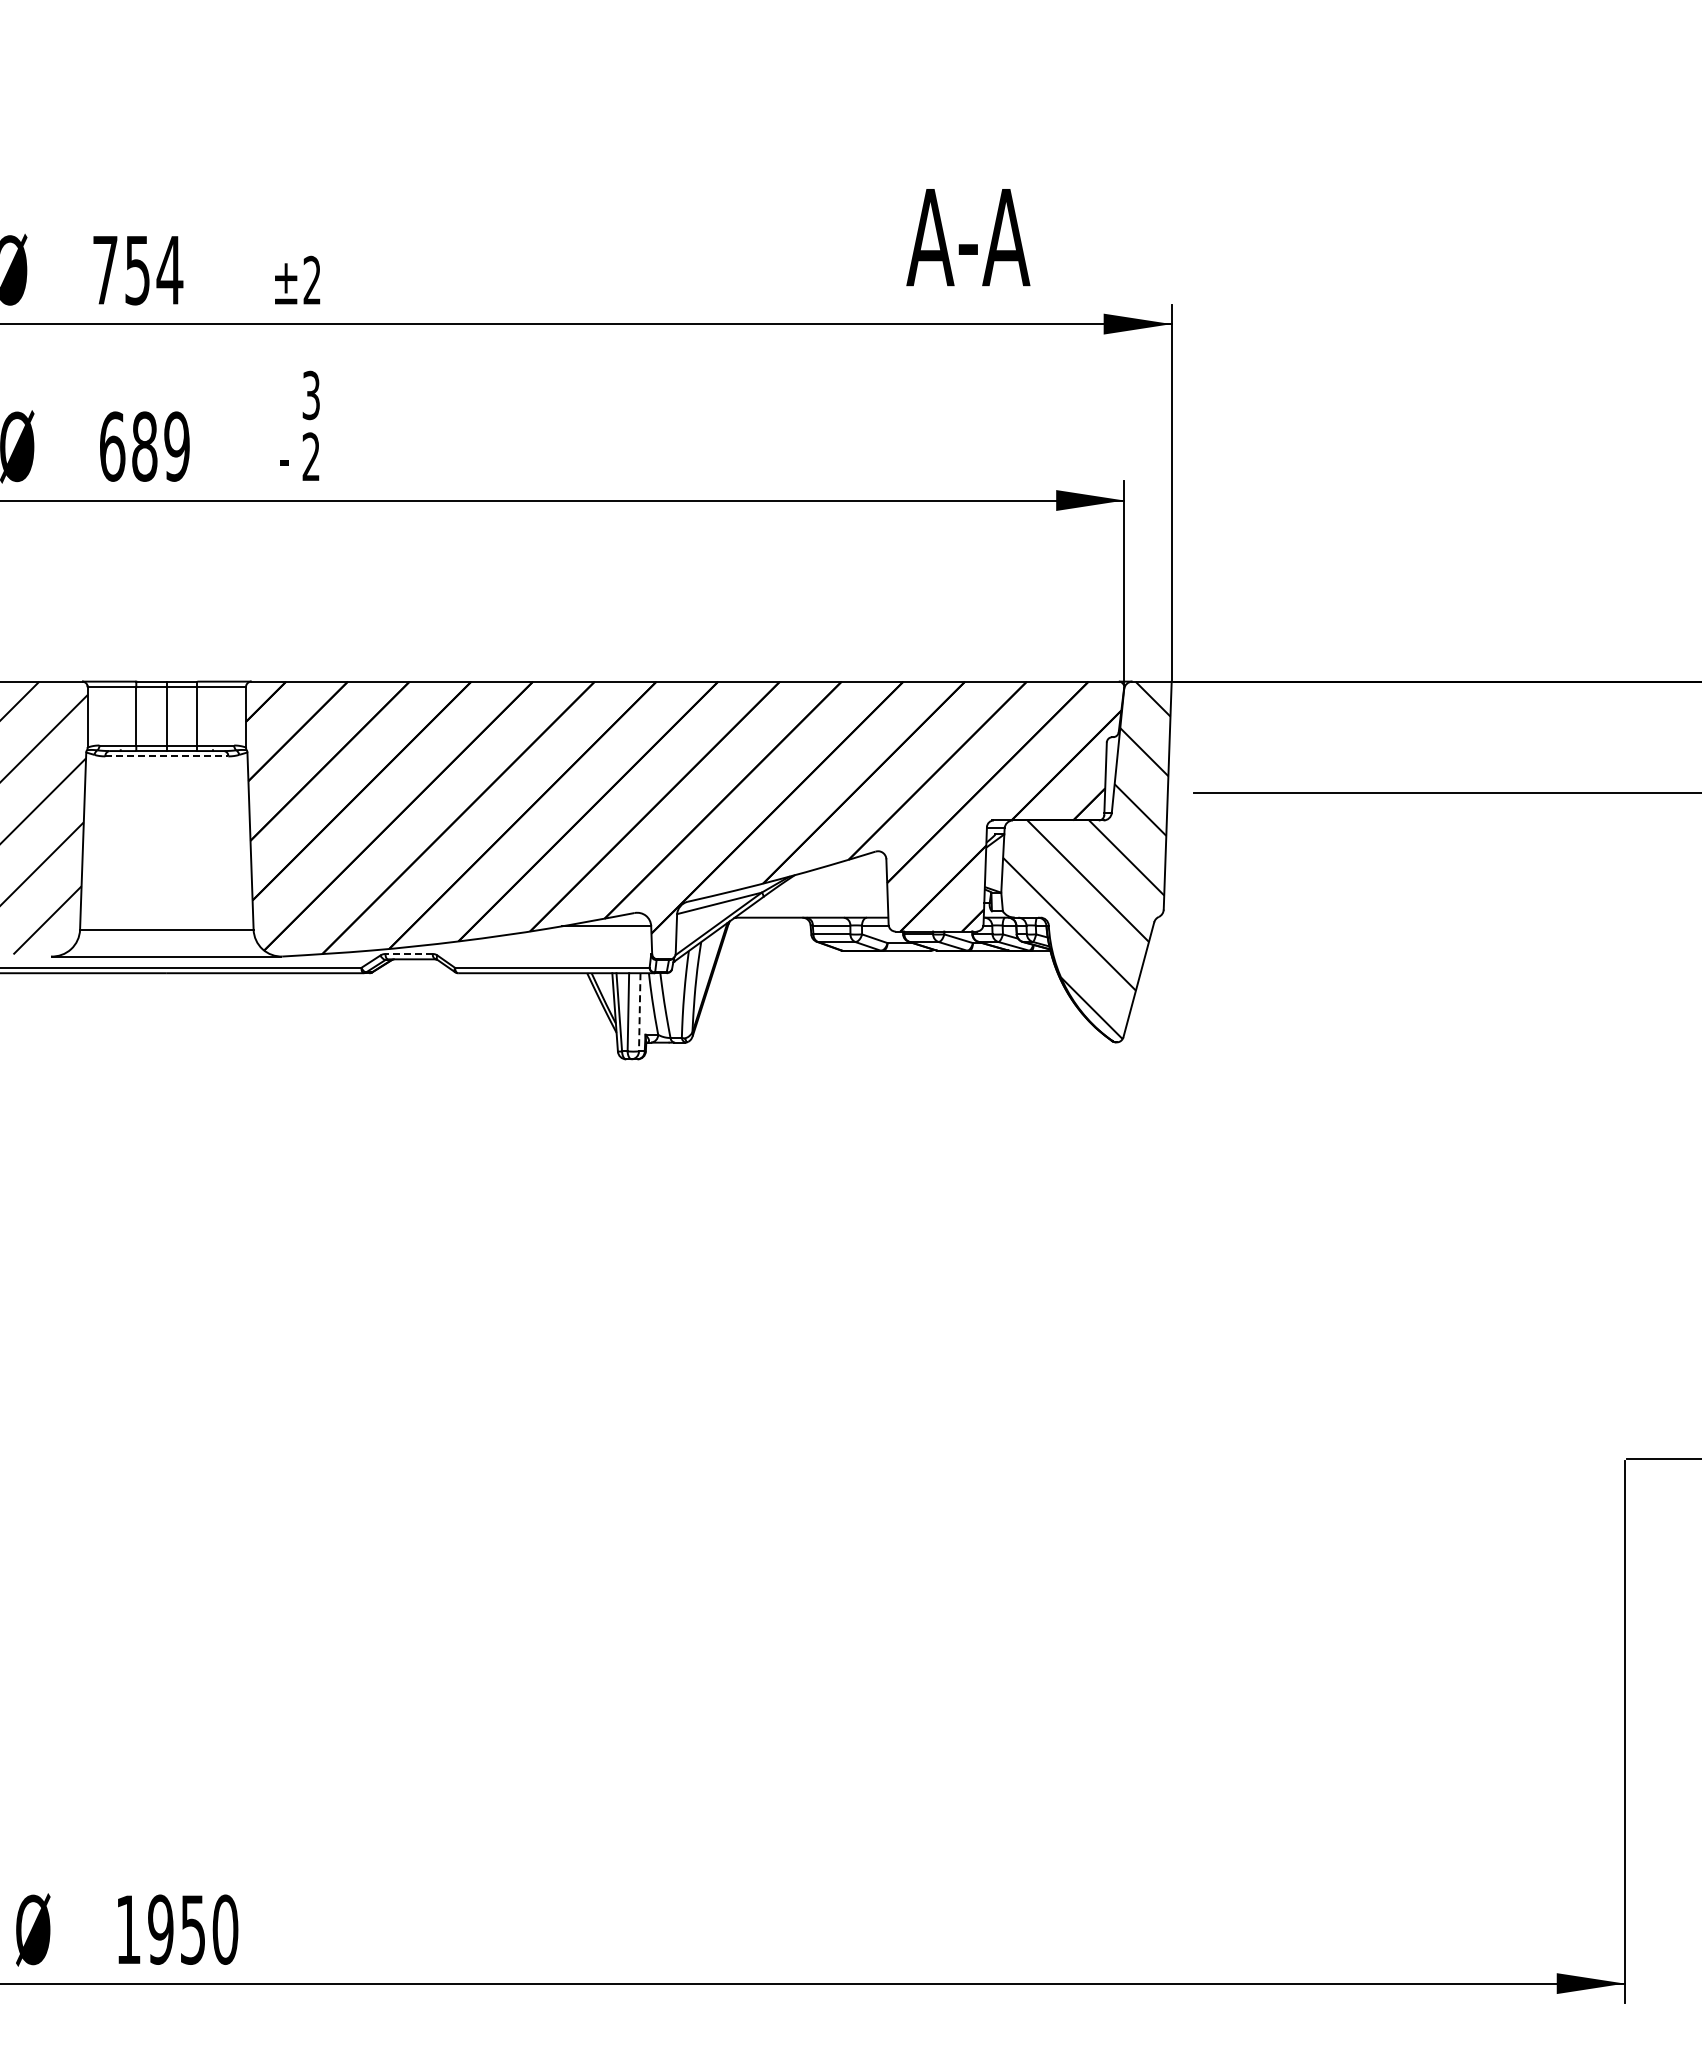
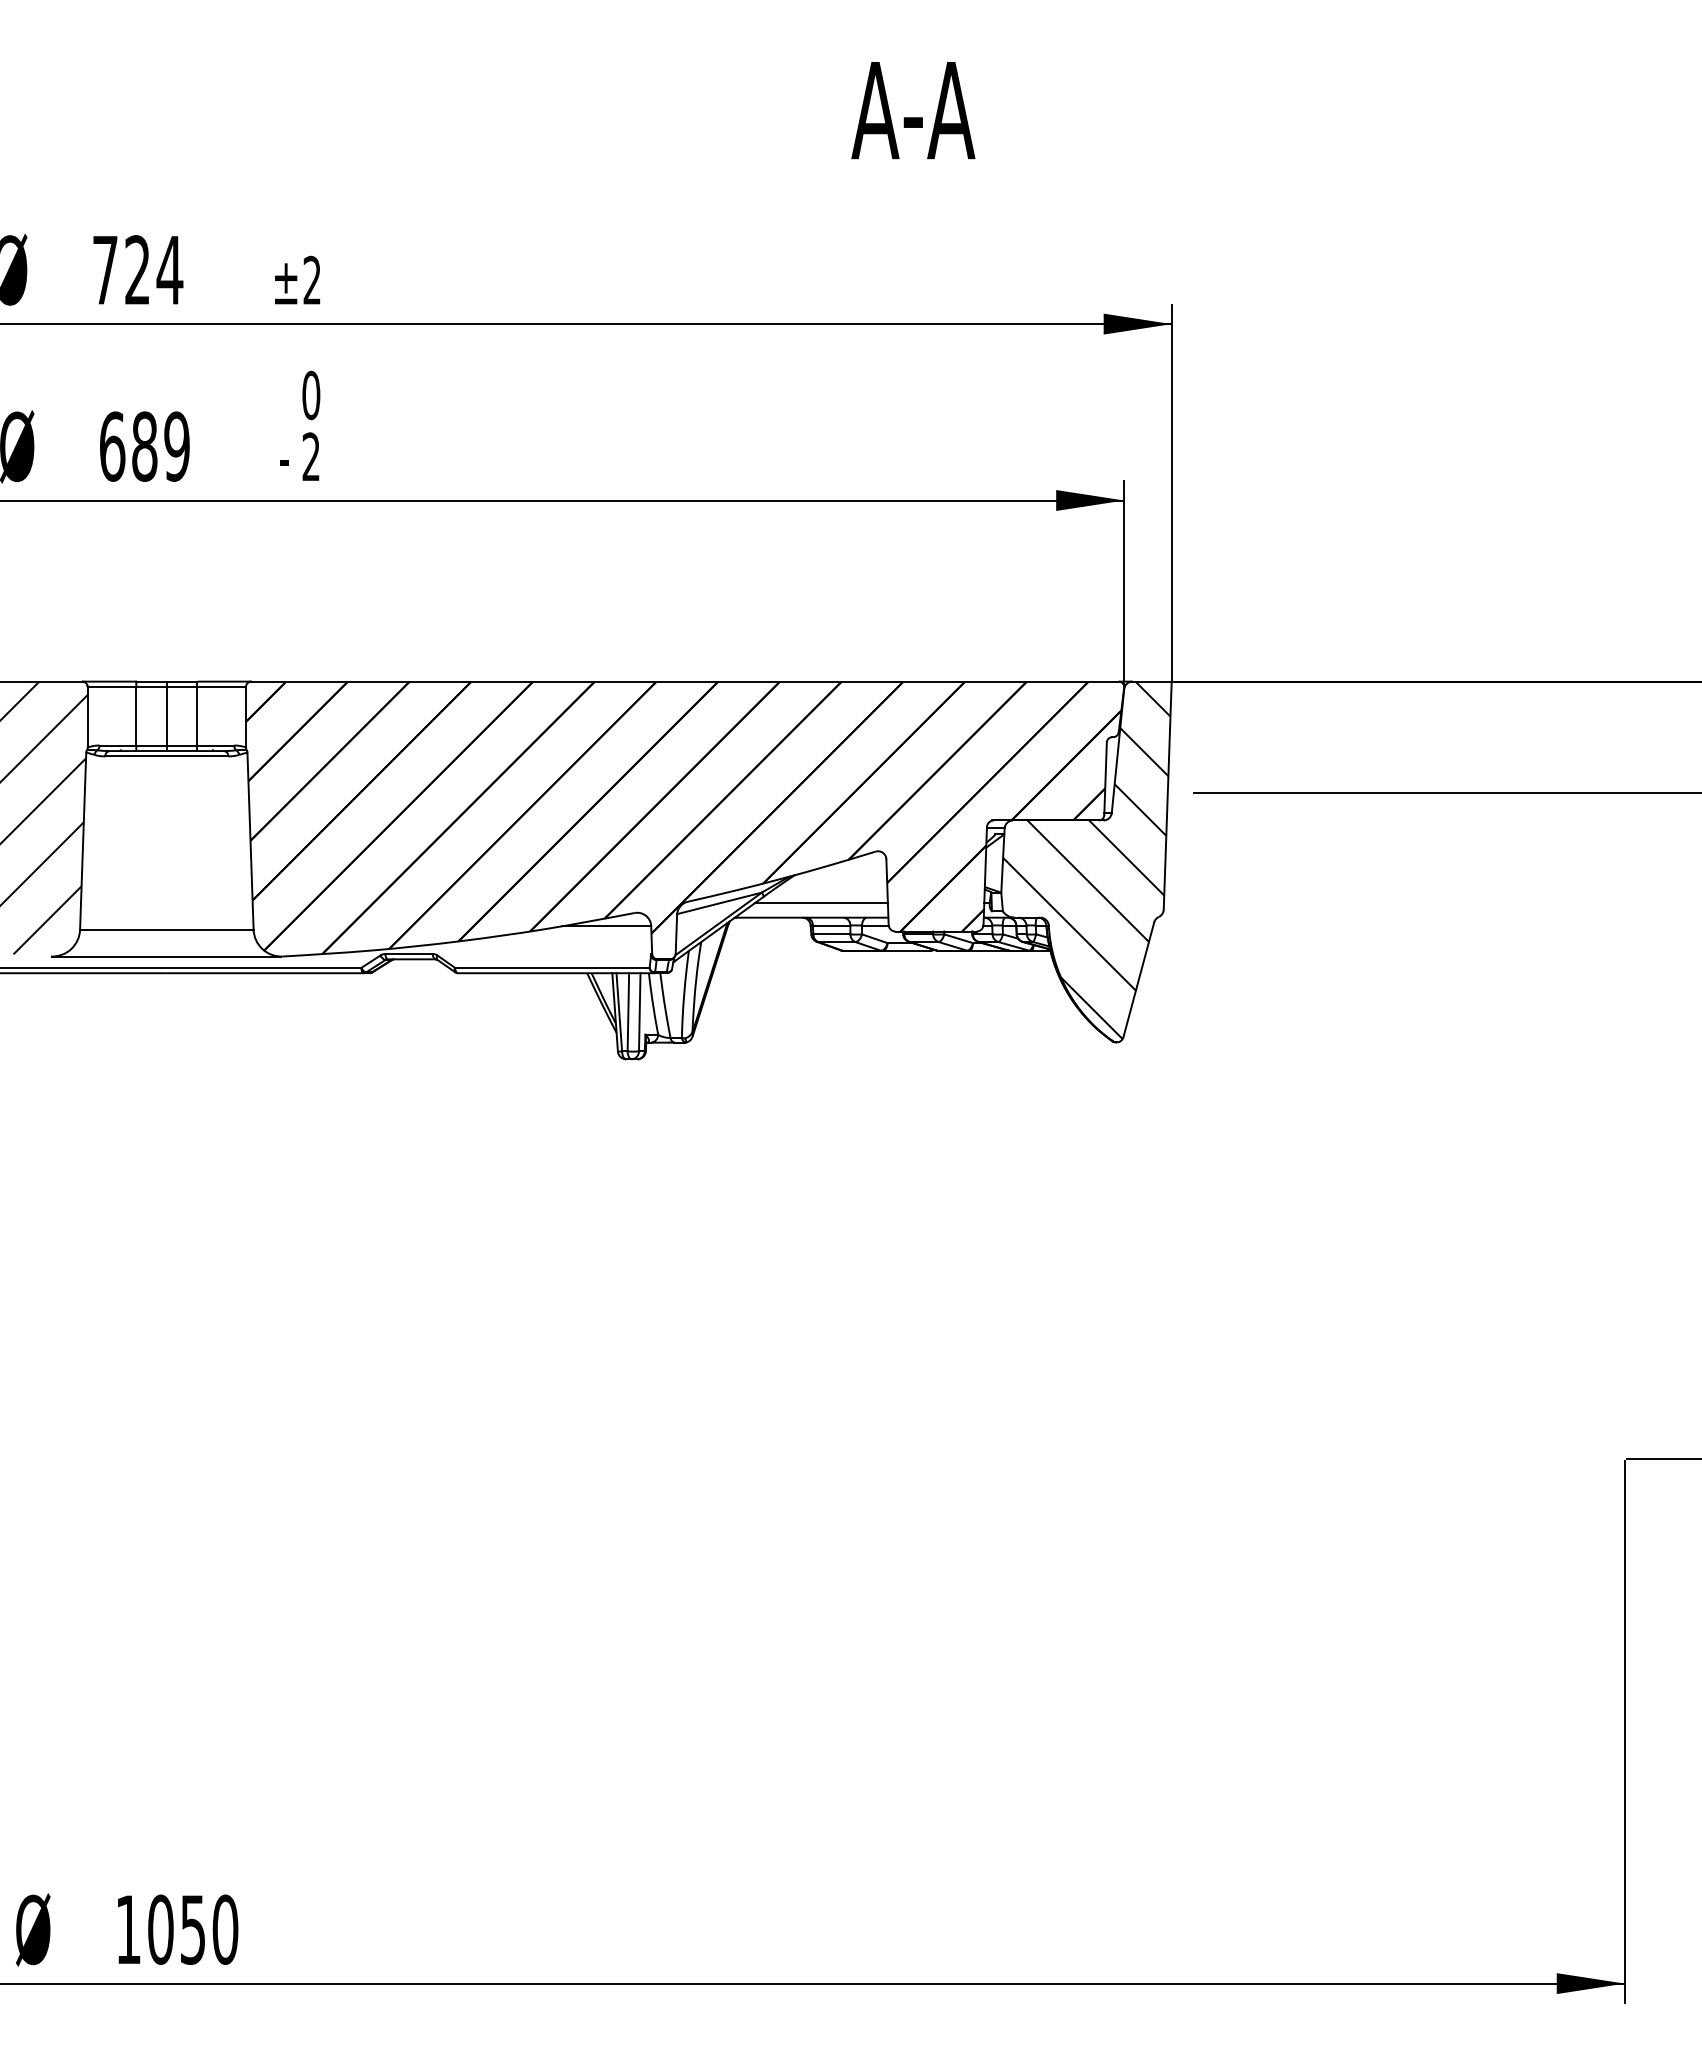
text position: (968, 237) -> (913, 110) (913, 110)
text: 754 -> 724 (137, 270)
text: 3 -> 0 (311, 395)
line: dashed -> solid (166, 756)
line: none -> present (821, 903)
line: dashed -> solid (409, 953)
line: dashed -> solid (639, 1012)
text: 1950 -> 1050 (160, 1929)
